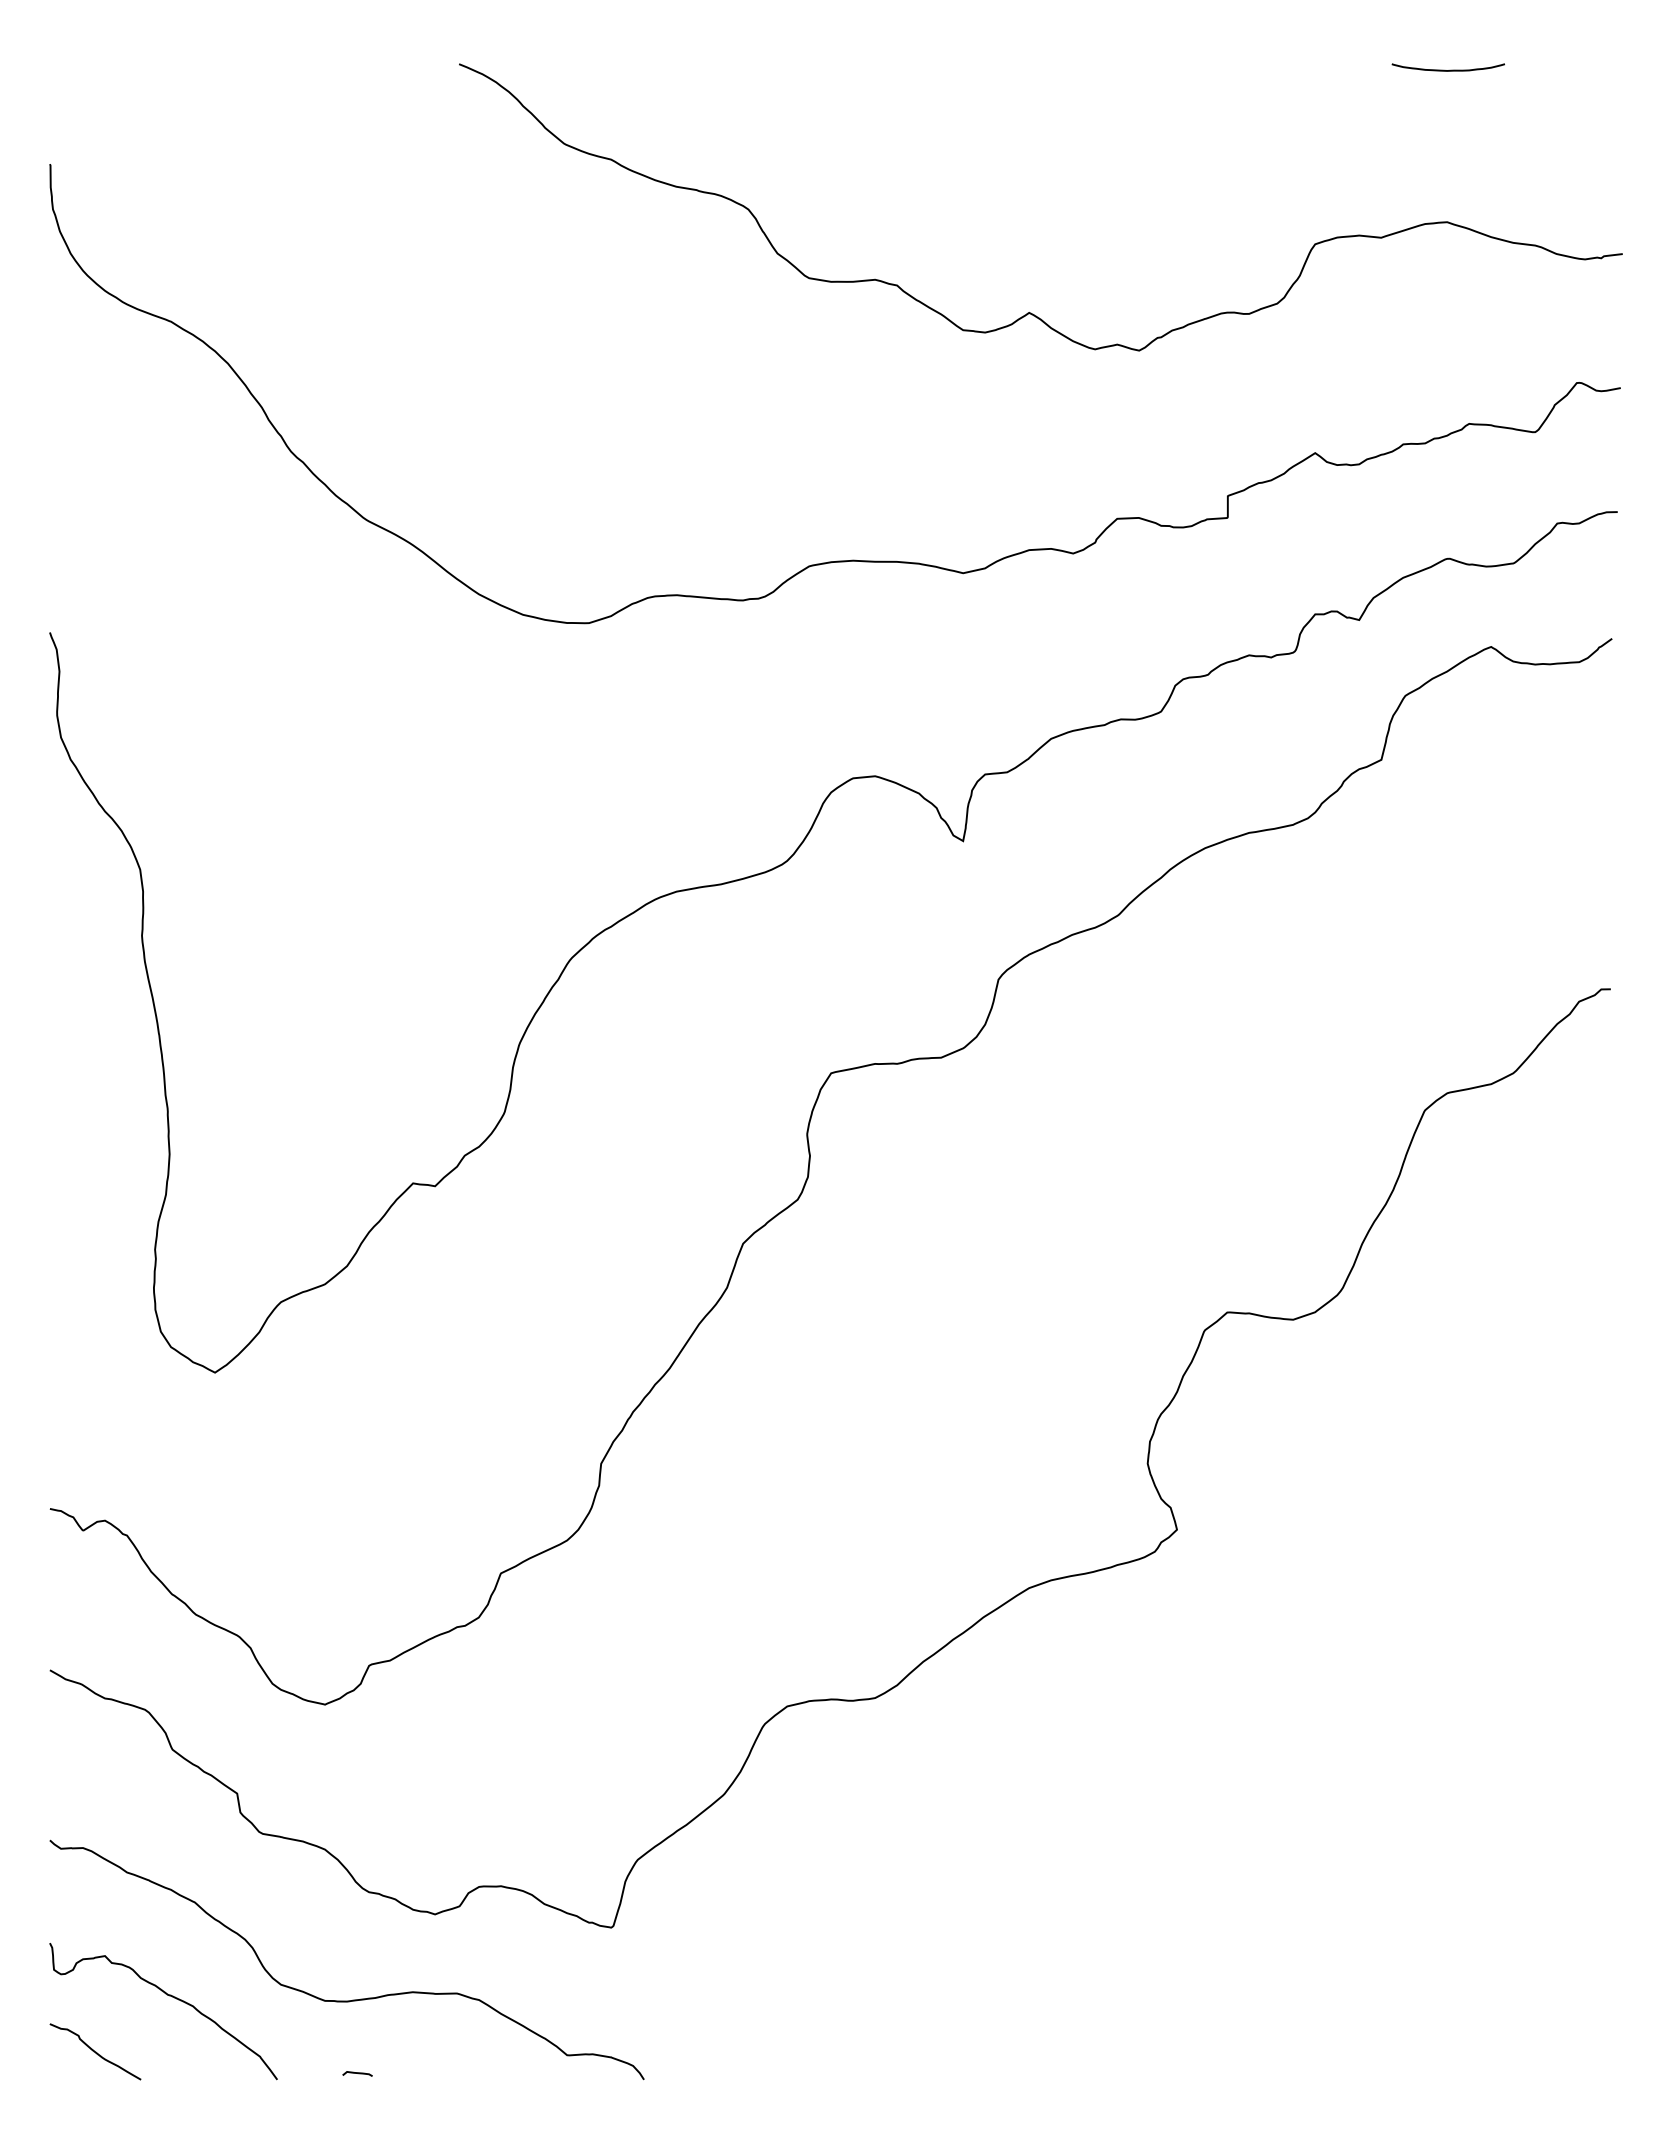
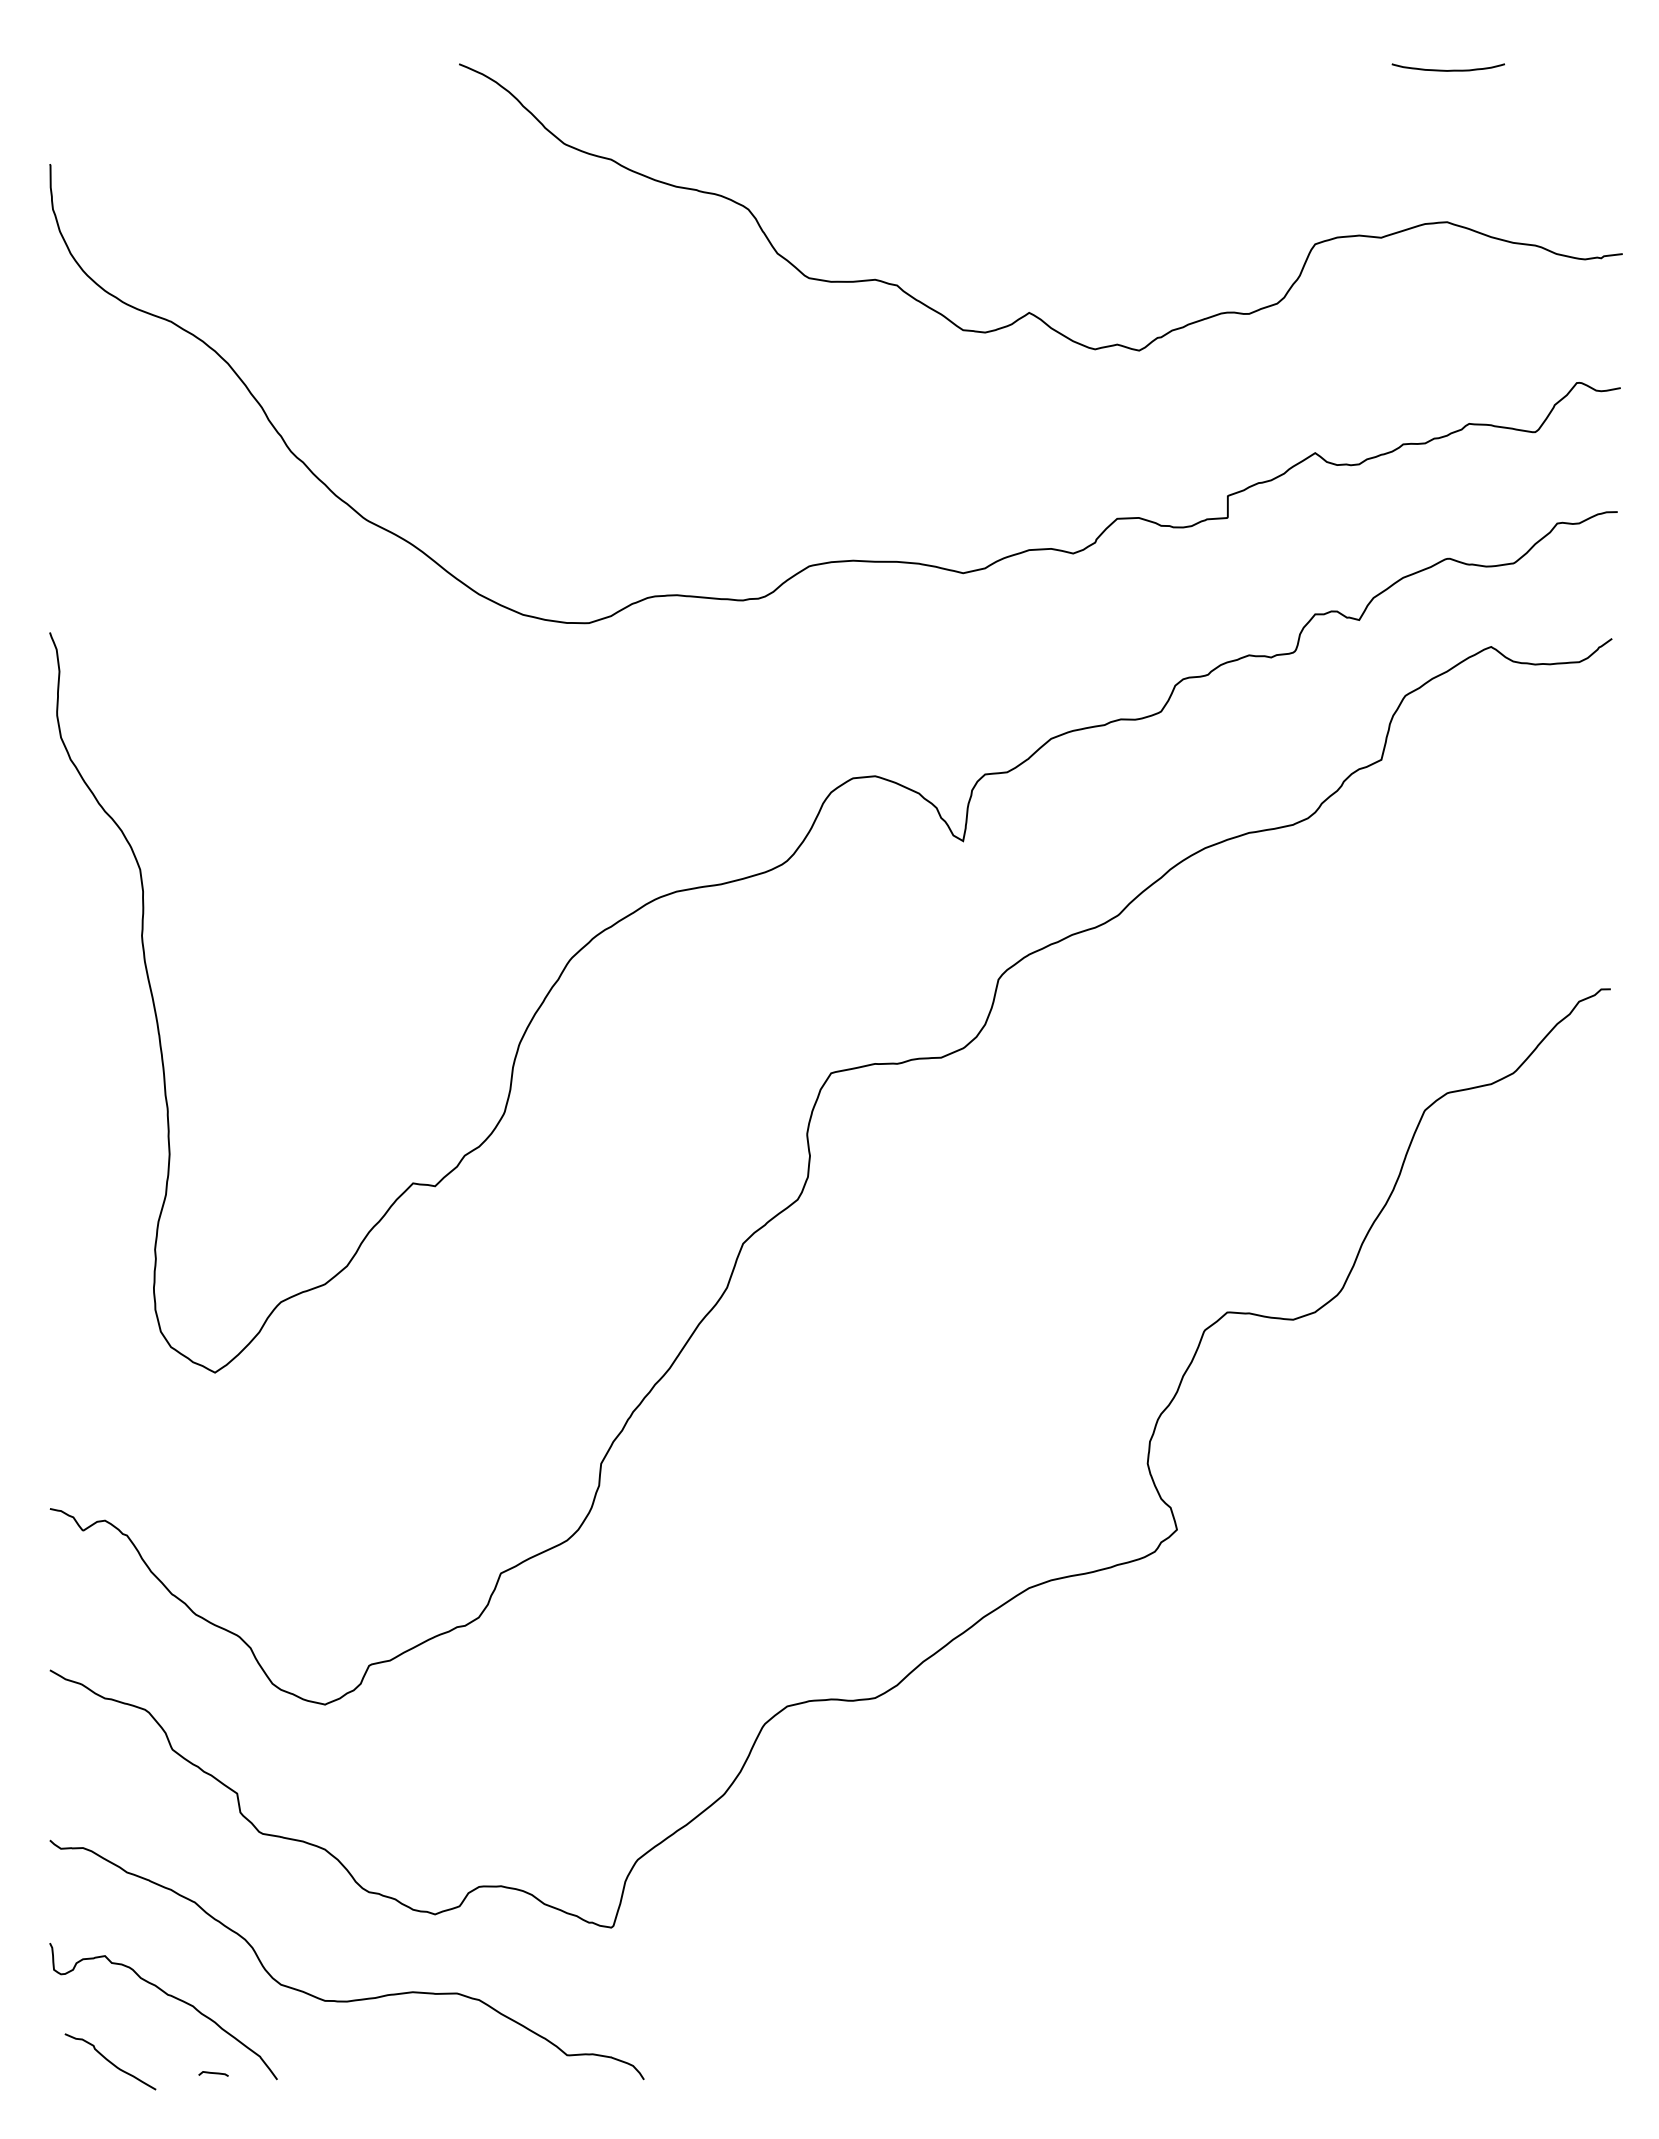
curve position: (95, 2051) -> (110, 2061) (110, 2061)
curve position: (357, 2073) -> (213, 2073) (213, 2073)
